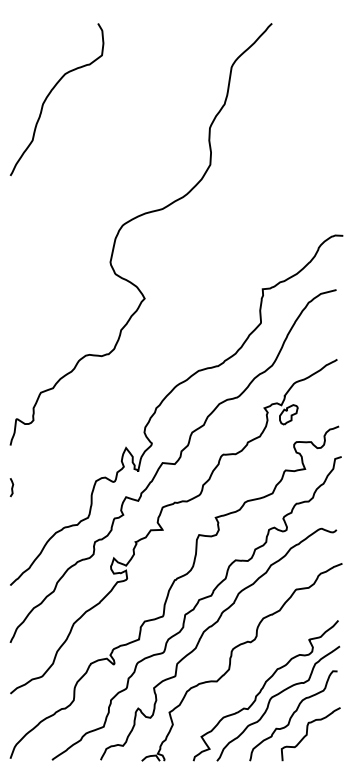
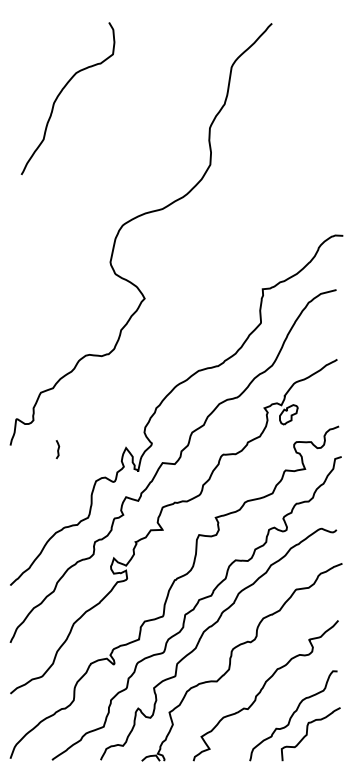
curve position: (49, 95) -> (60, 94) (60, 94)
curve position: (11, 487) -> (57, 449) (57, 449)
curve: present -> none (274, 697)
